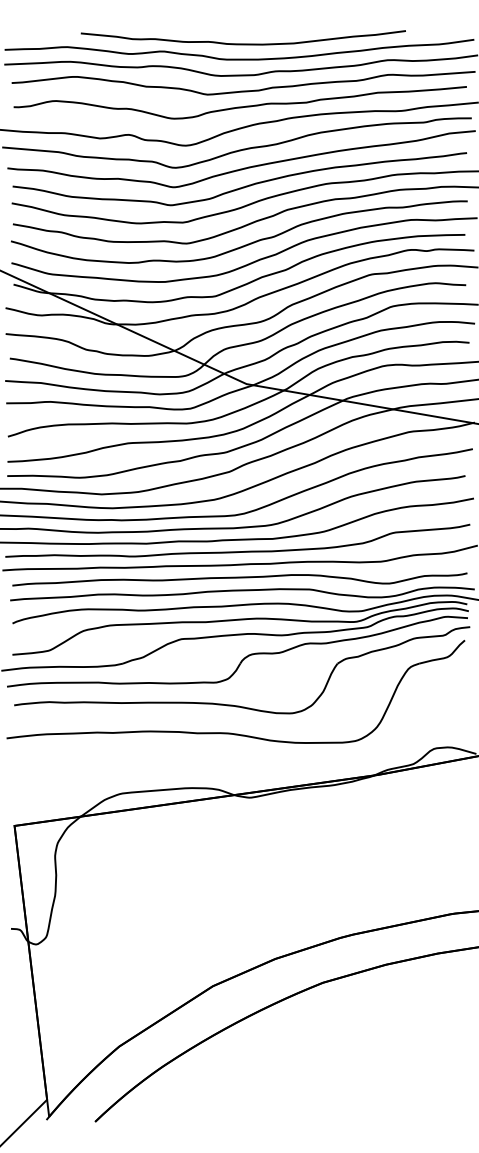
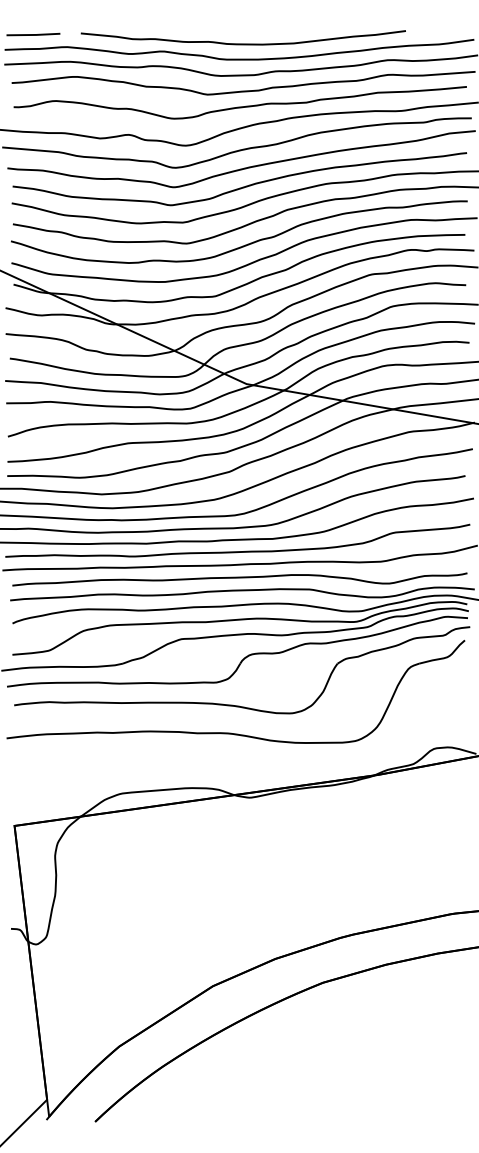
line: none -> present (33, 34)
